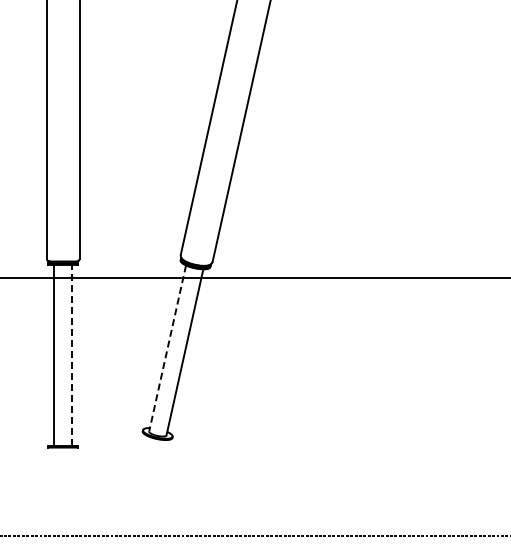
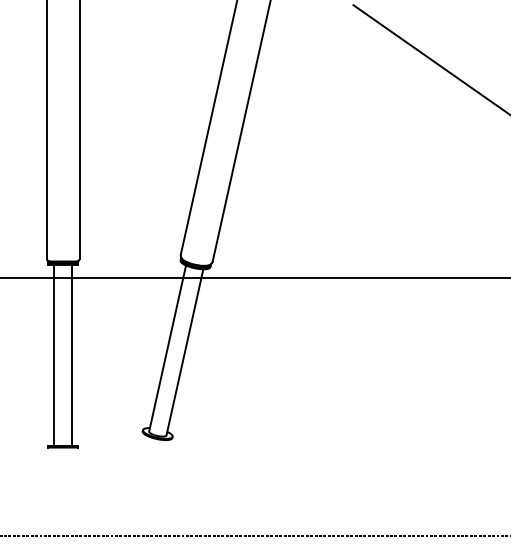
line: none -> present (430, 59)
line: dashed -> solid (167, 348)
line: dashed -> solid (72, 355)
